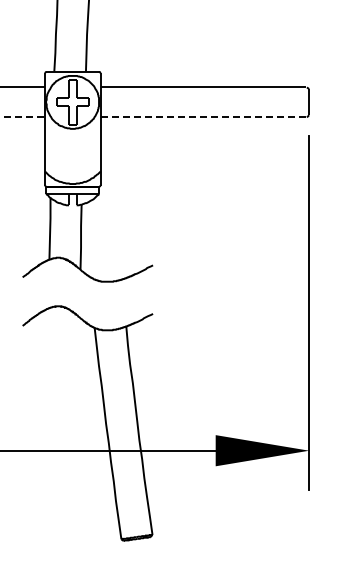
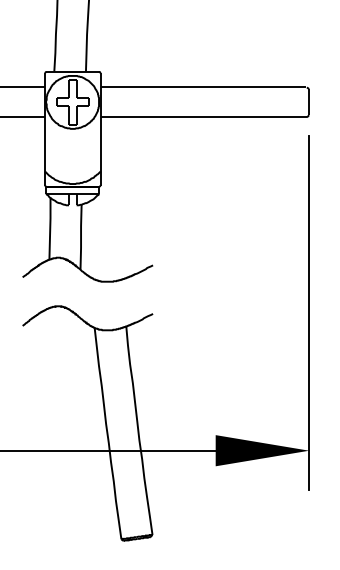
line: dashed -> solid (23, 117)
line: dashed -> solid (204, 117)
